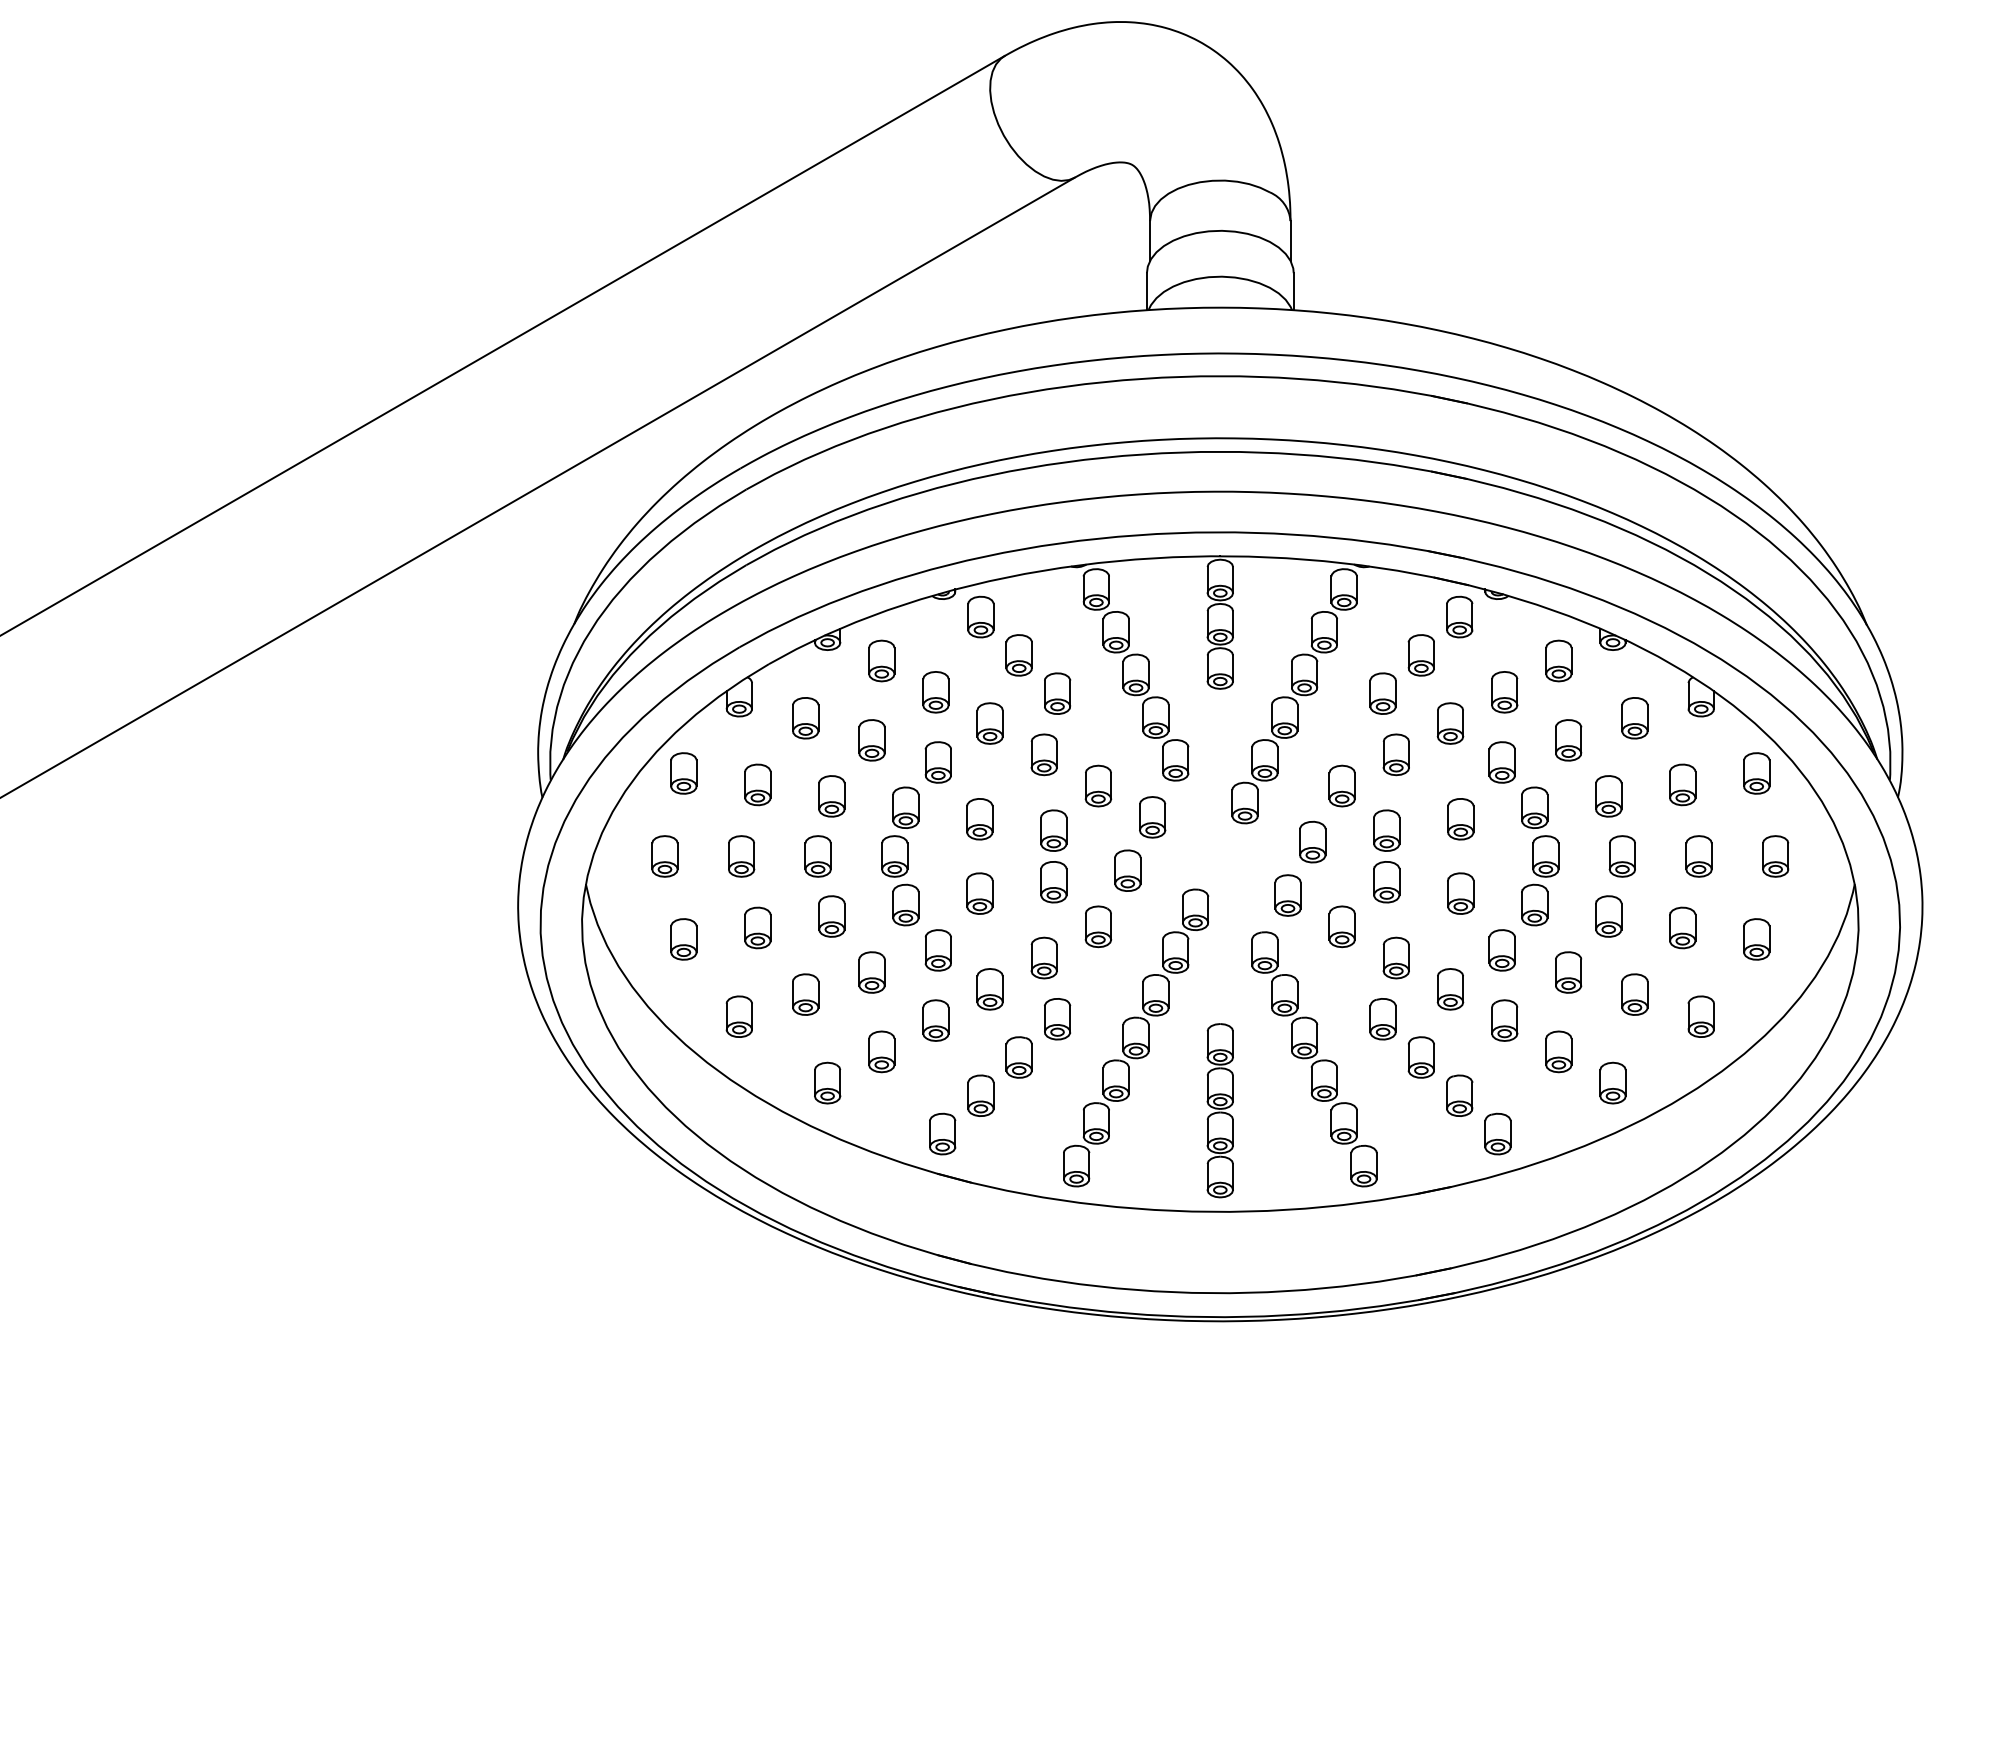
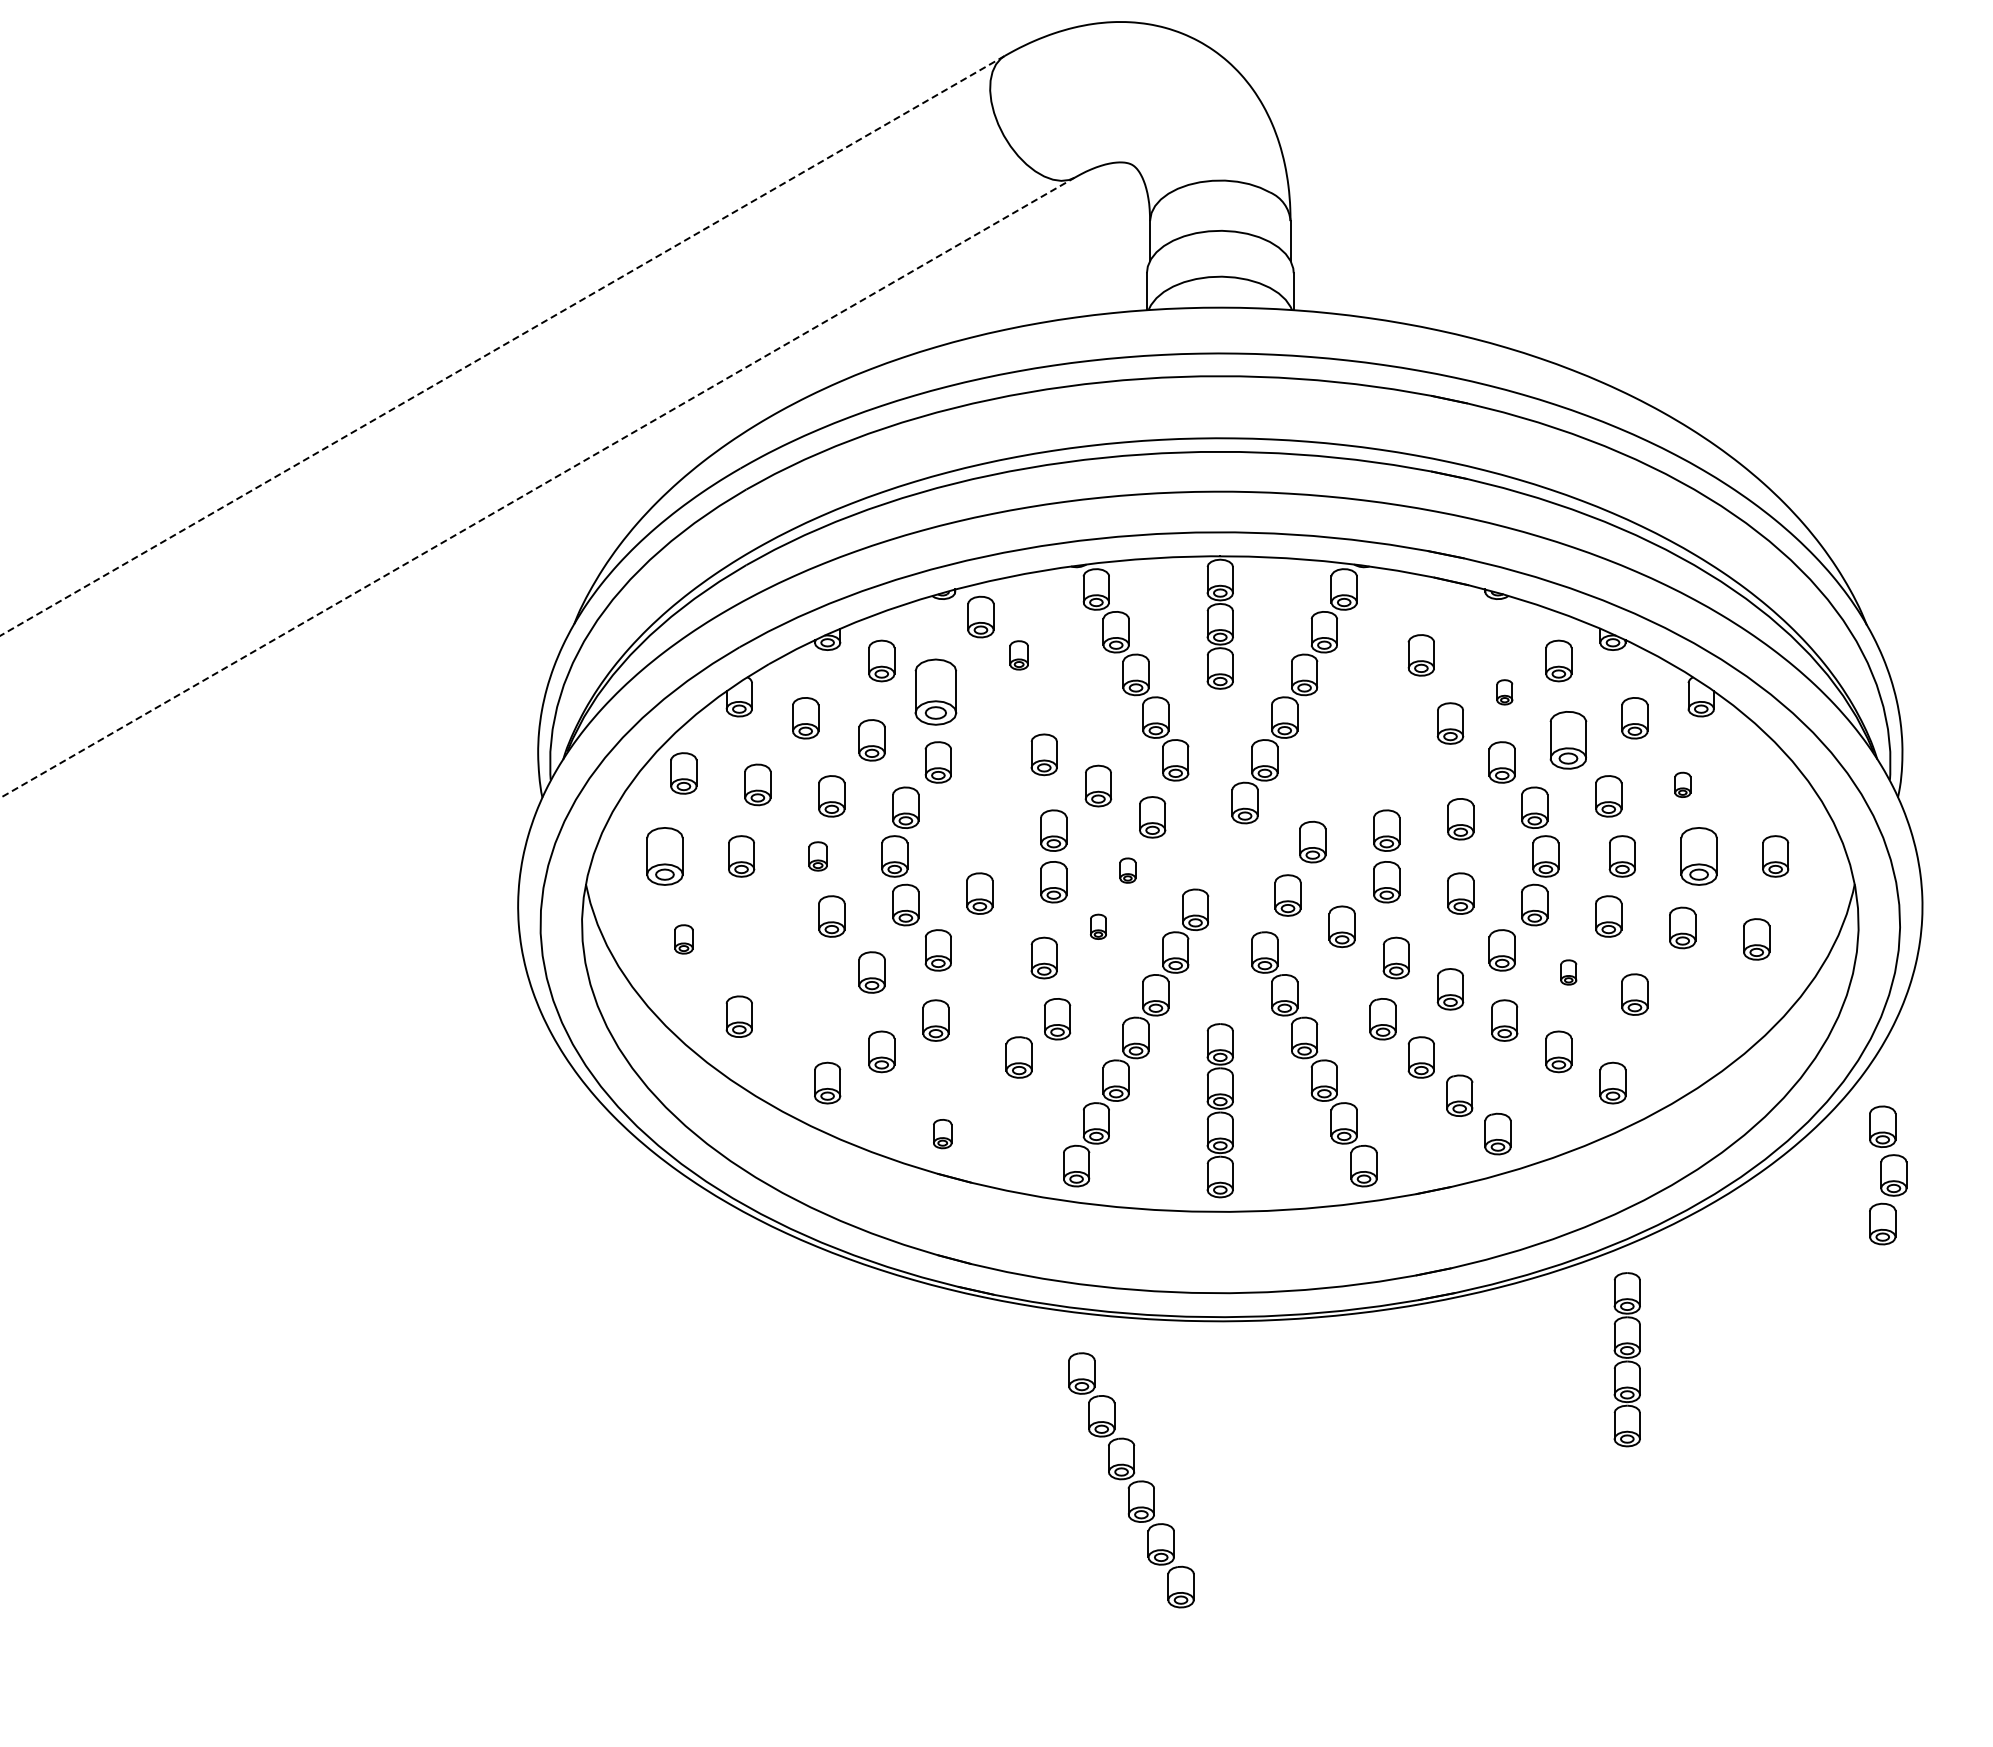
line: solid -> dashed (502, 345)
line: solid -> dashed (538, 487)
part: present -> none (1459, 616)
part size: 28x43 px -> 20x31 px (1018, 655)
part size: 28x43 px -> 44x68 px (935, 691)
part size: 28x43 px -> 18x27 px (1504, 692)
part: present -> none (1057, 693)
part: present -> none (1382, 693)
part: present -> none (989, 723)
part size: 28x43 px -> 39x59 px (1568, 740)
part: present -> none (1395, 754)
part: present -> none (1756, 773)
part size: 28x44 px -> 18x27 px (1682, 784)
part: present -> none (1341, 785)
part: present -> none (979, 819)
part size: 28x43 px -> 38x59 px (664, 856)
part size: 28x43 px -> 20x31 px (817, 856)
part size: 28x43 px -> 38x59 px (1698, 856)
part size: 28x43 px -> 18x27 px (1127, 870)
part size: 29x44 px -> 17x27 px (1098, 926)
part: present -> none (757, 927)
part size: 28x43 px -> 20x31 px (683, 939)
part size: 28x43 px -> 18x27 px (1568, 972)
part: present -> none (989, 989)
part: present -> none (805, 994)
part: present -> none (1700, 1016)
part: present -> none (980, 1095)
part size: 28x44 px -> 20x31 px (942, 1134)
part: none -> present (1888, 1175)
part: none -> present (1626, 1359)
part: none -> present (1131, 1480)
